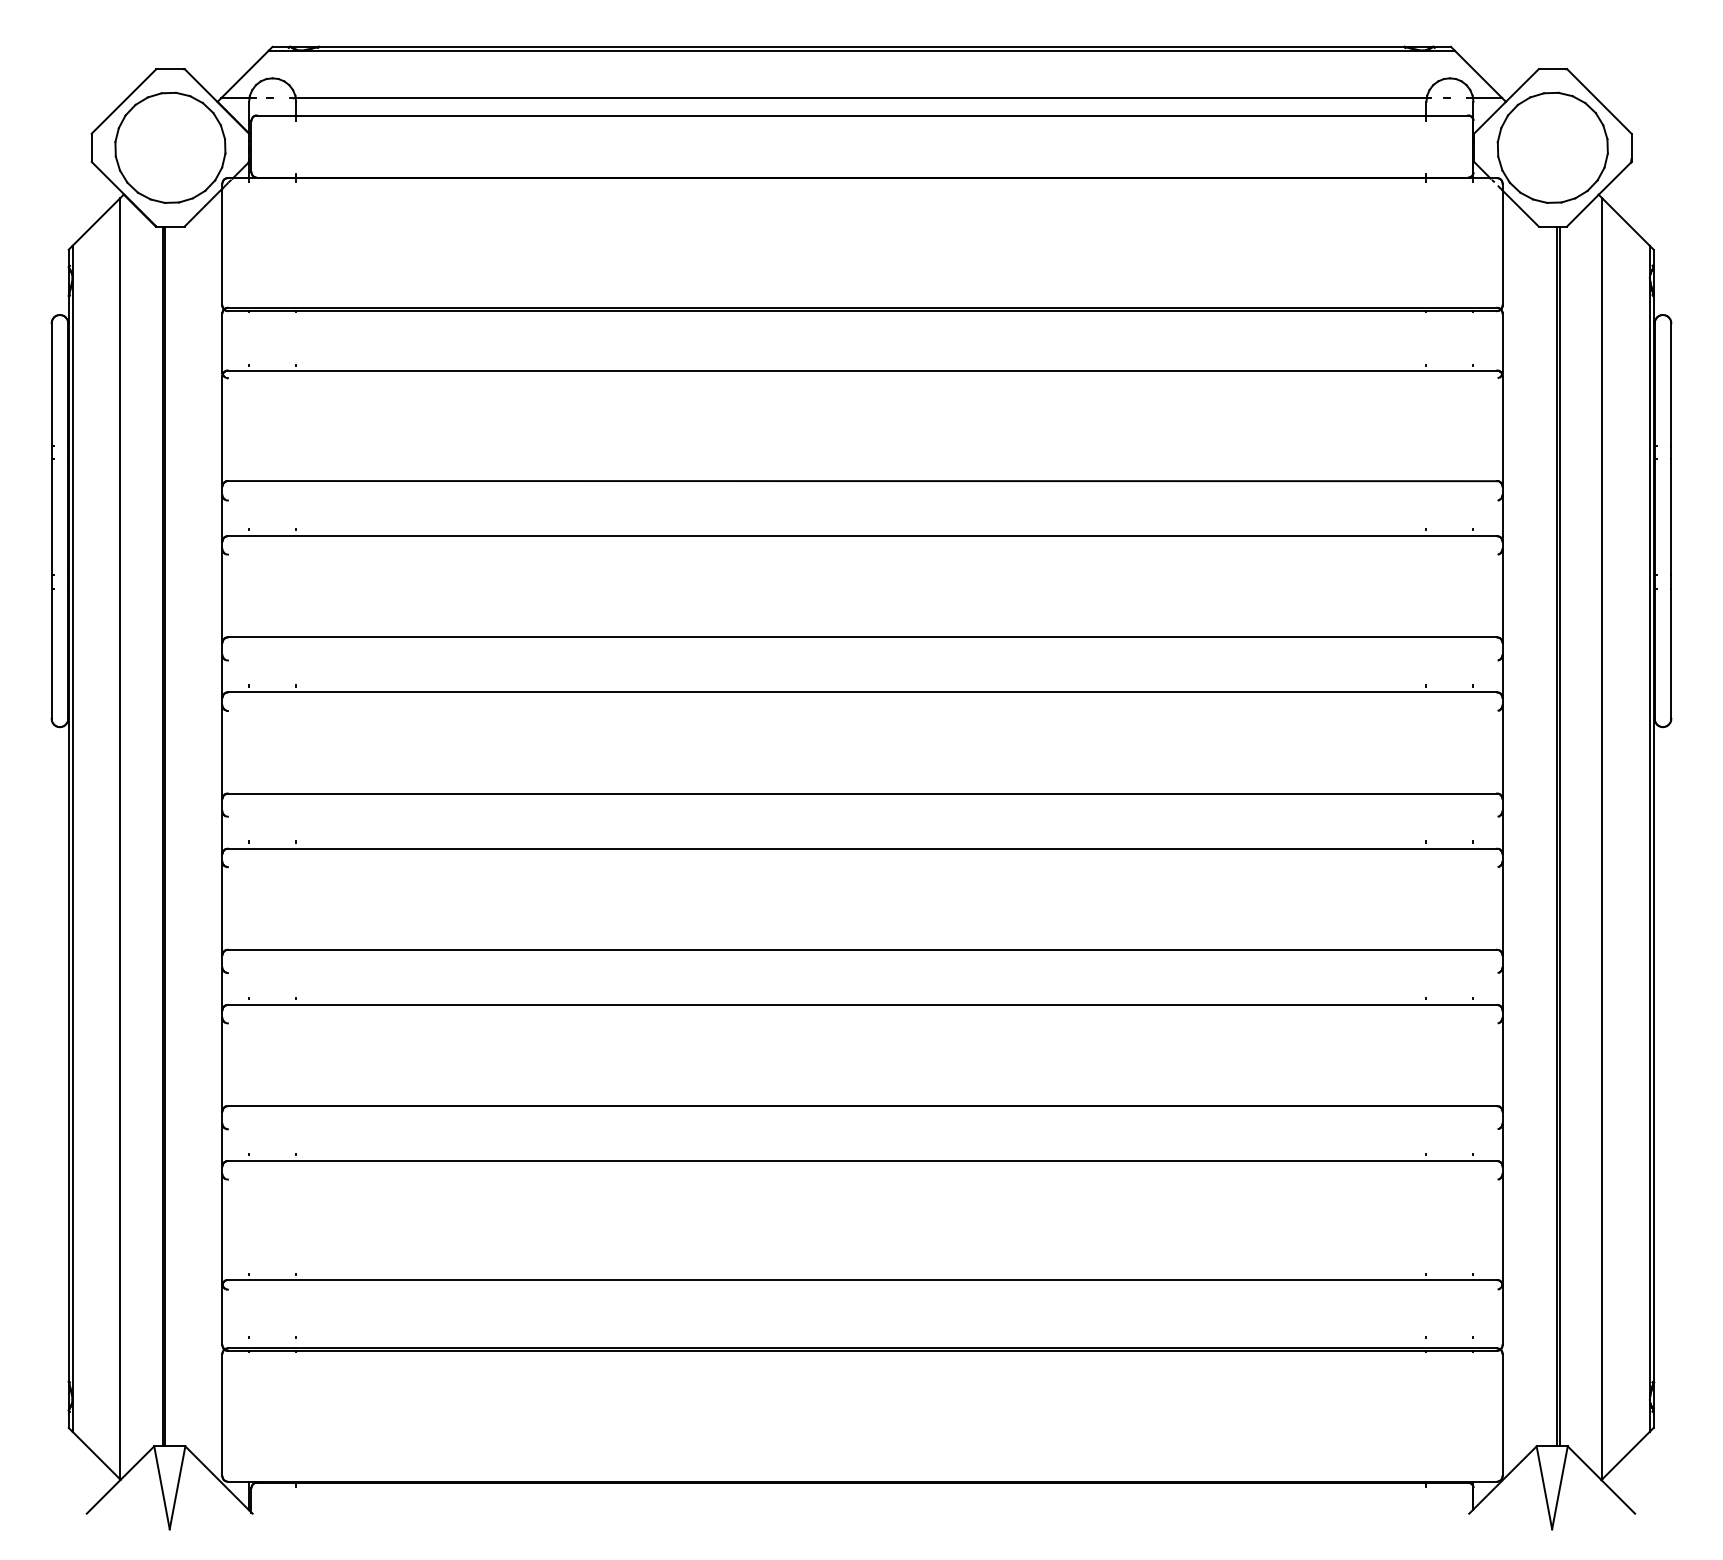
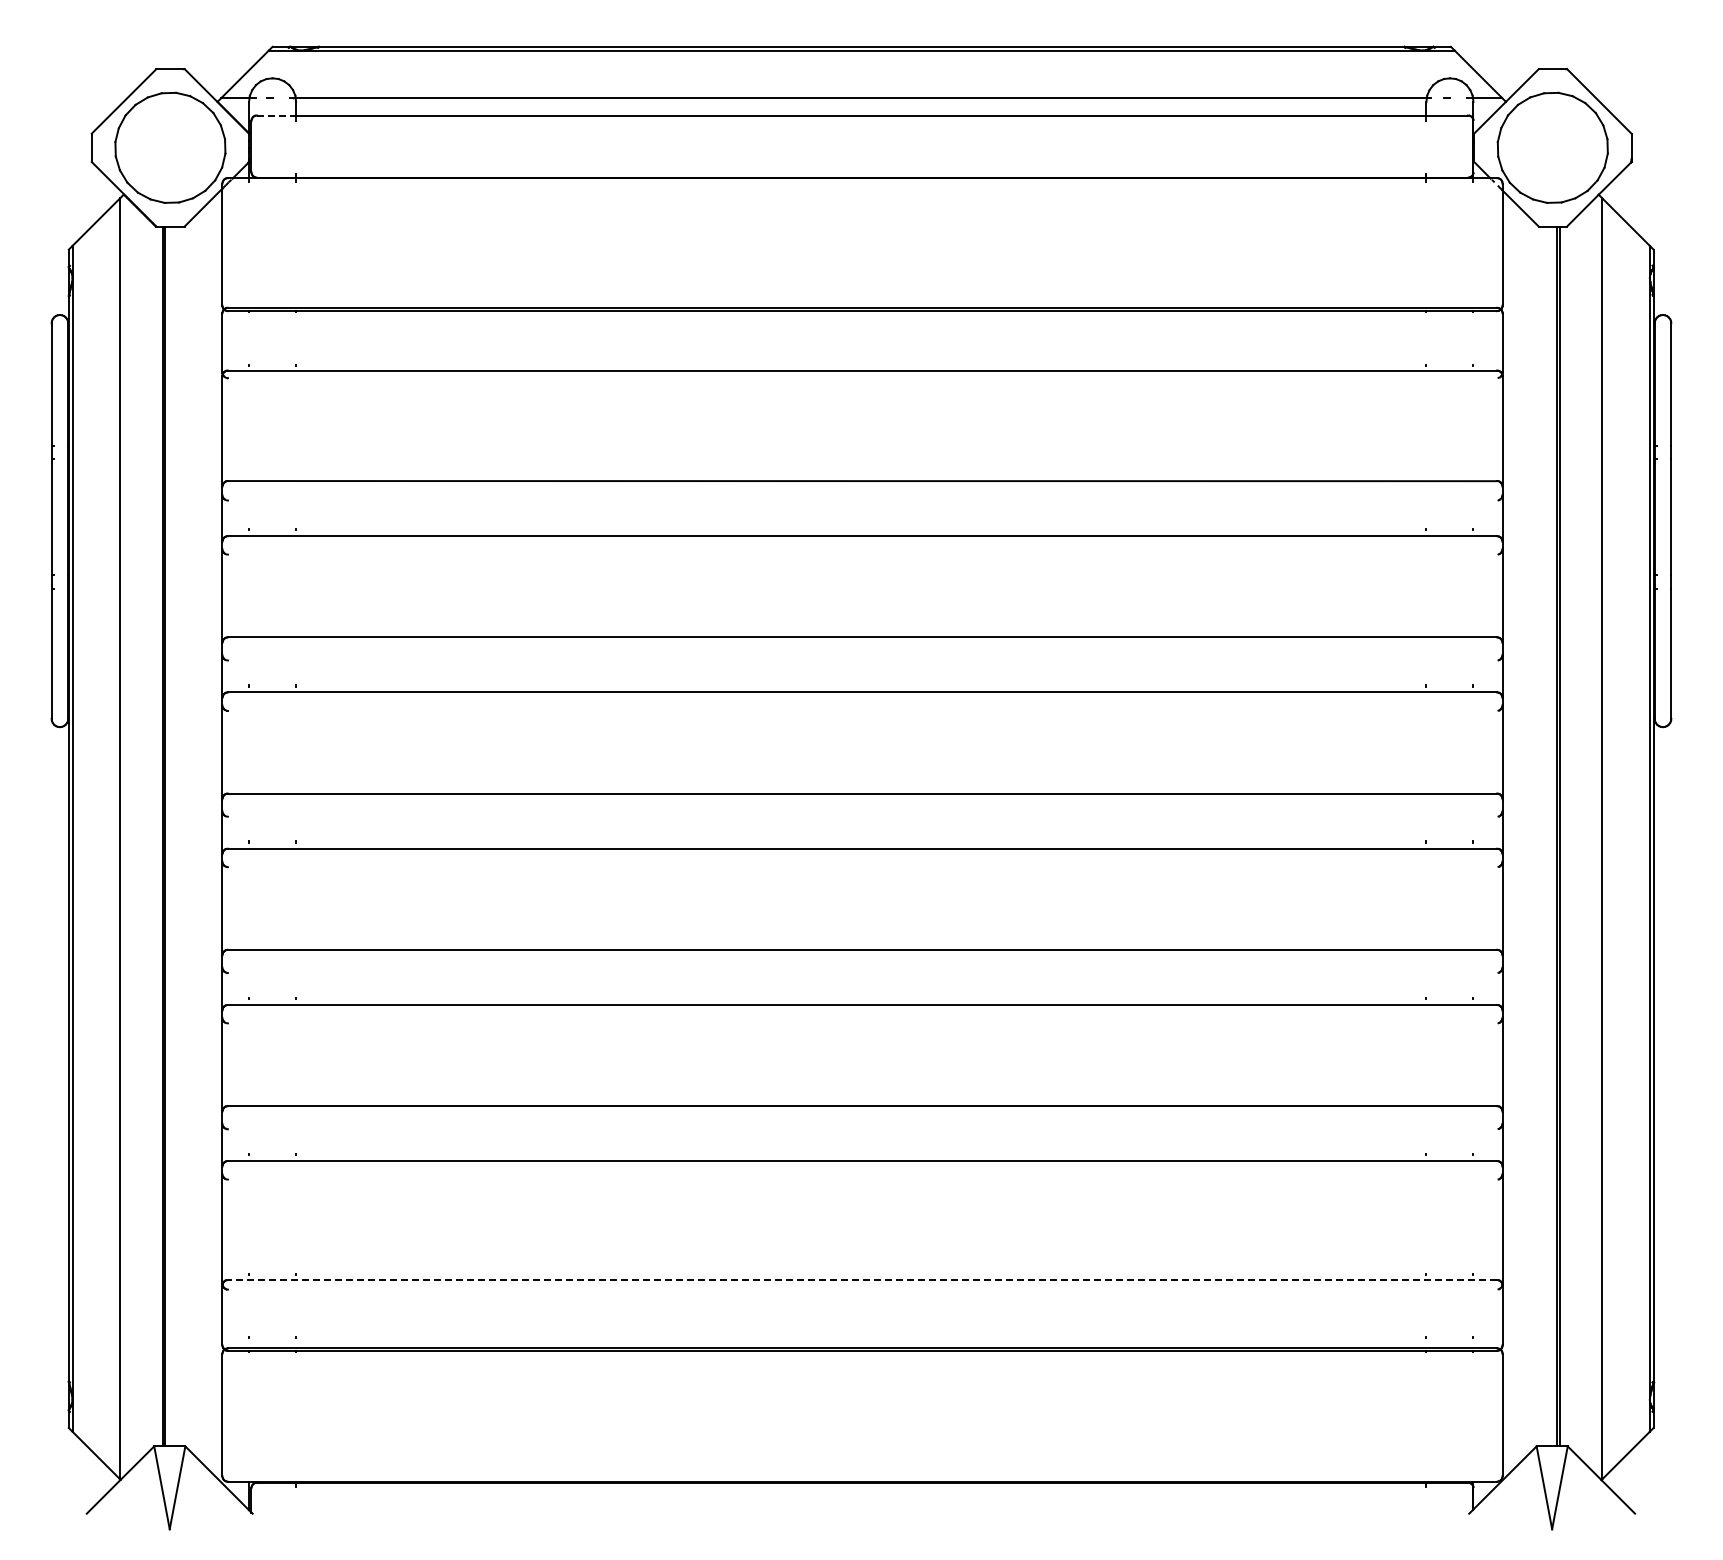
line: solid -> dashed (276, 115)
line: solid -> dashed (862, 1280)
